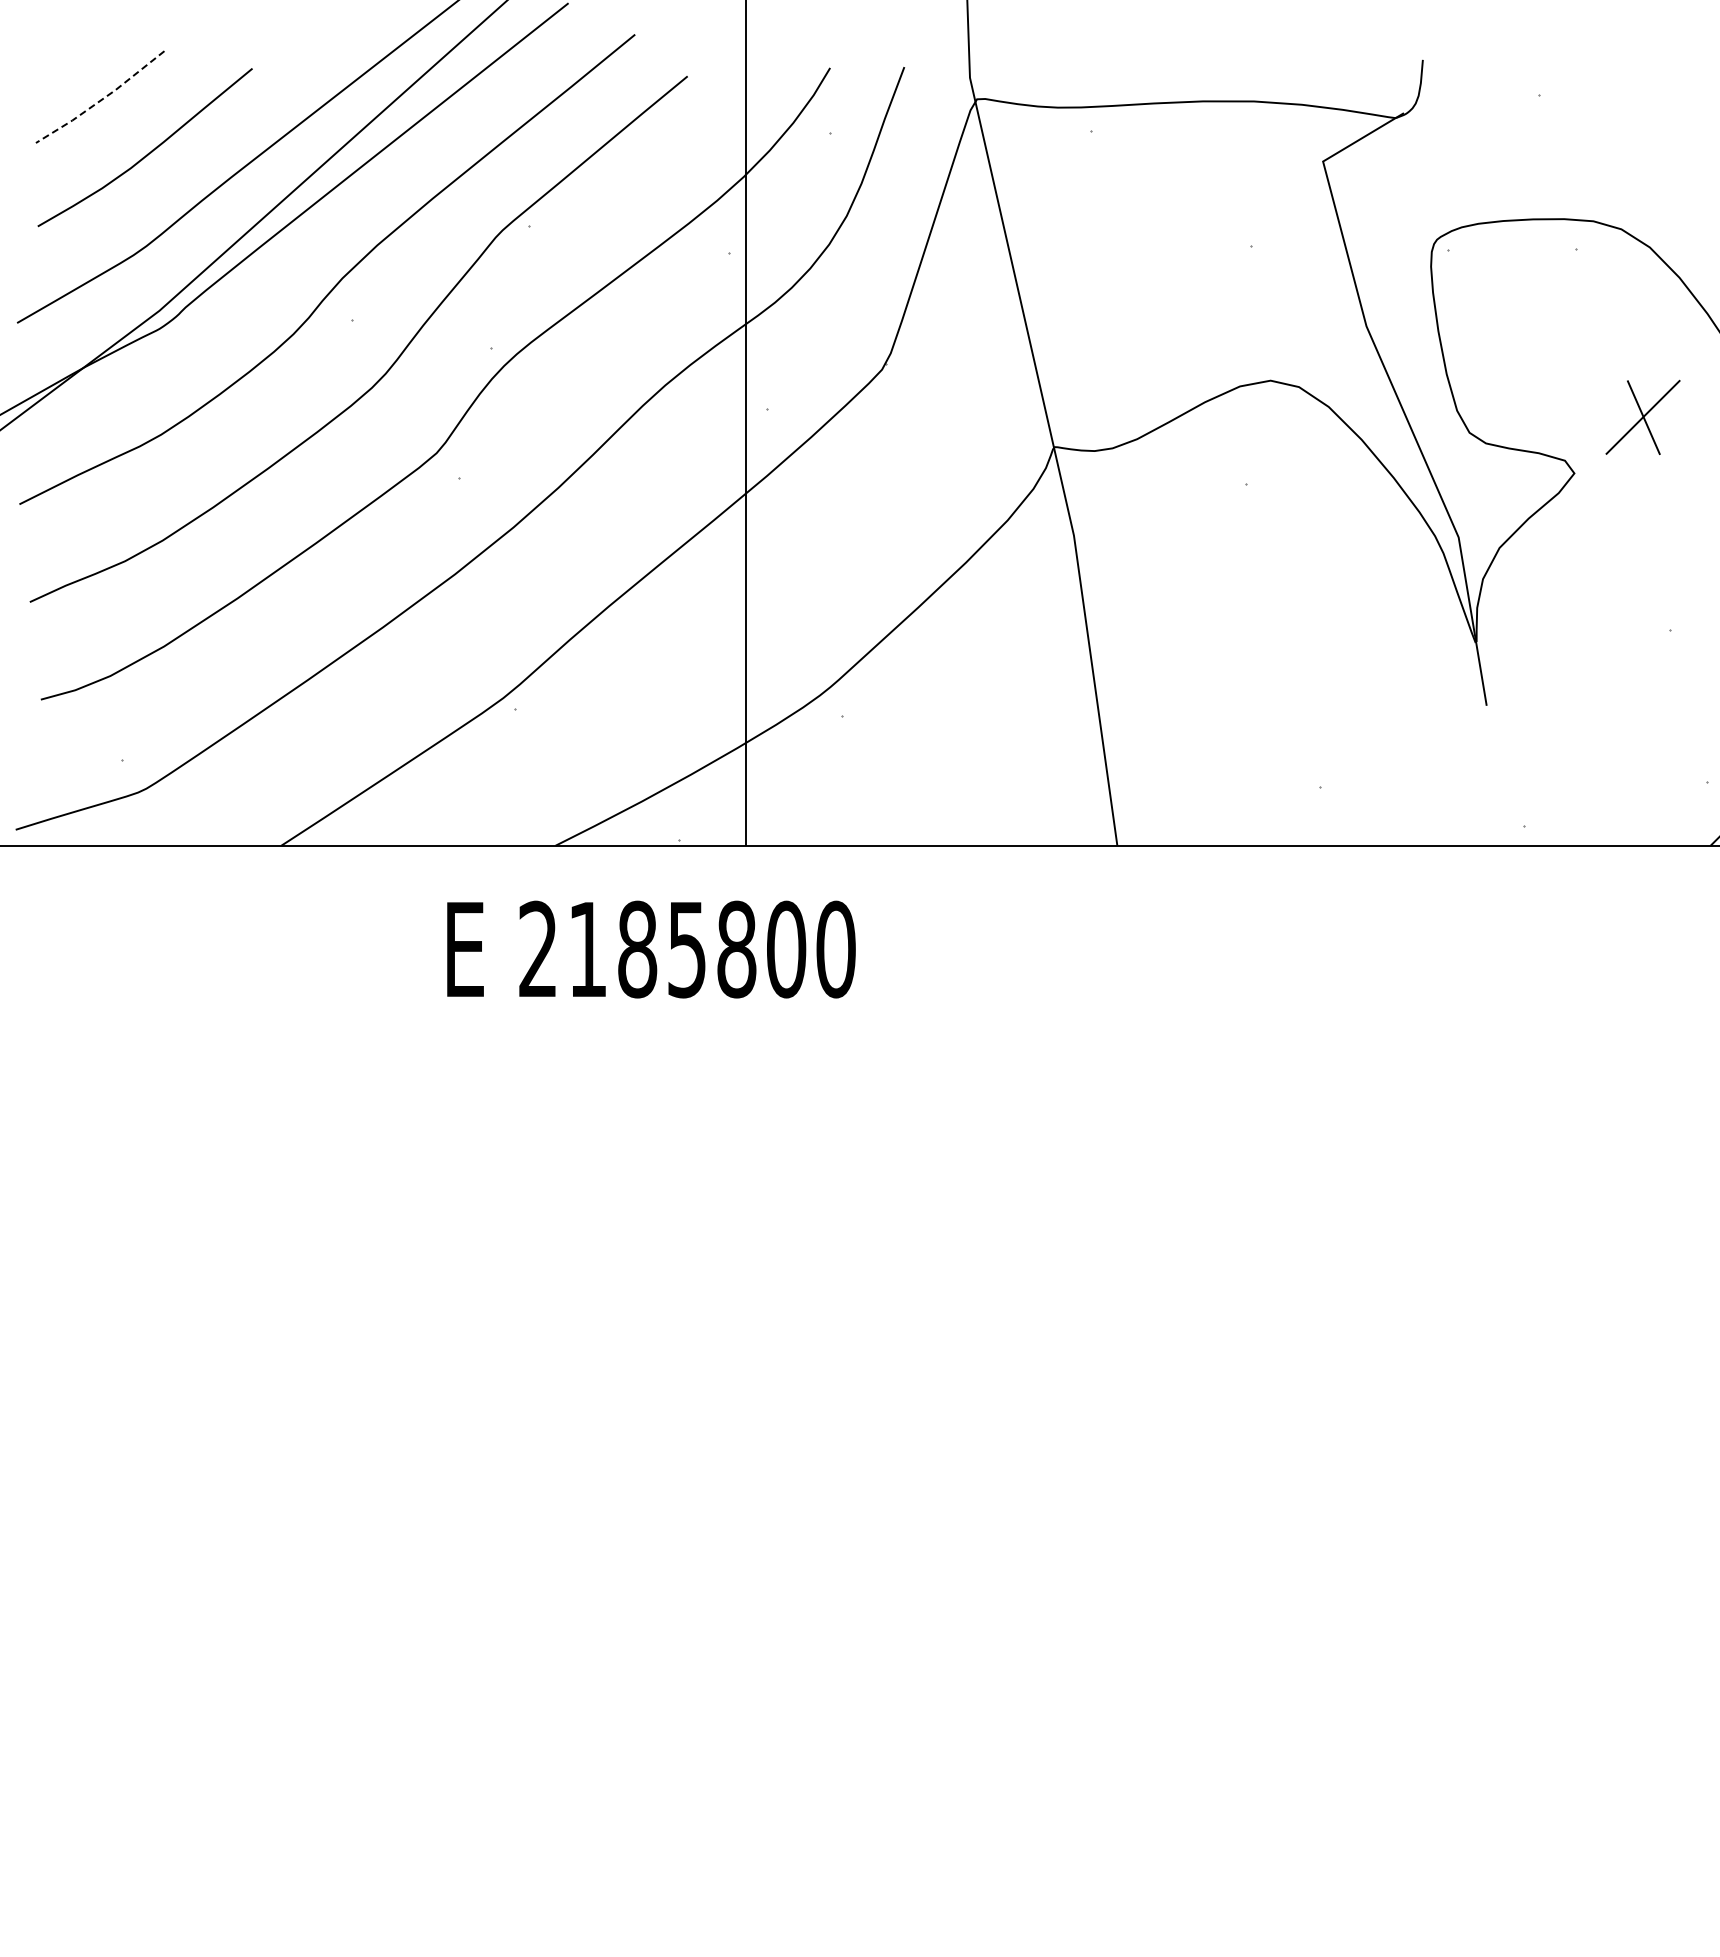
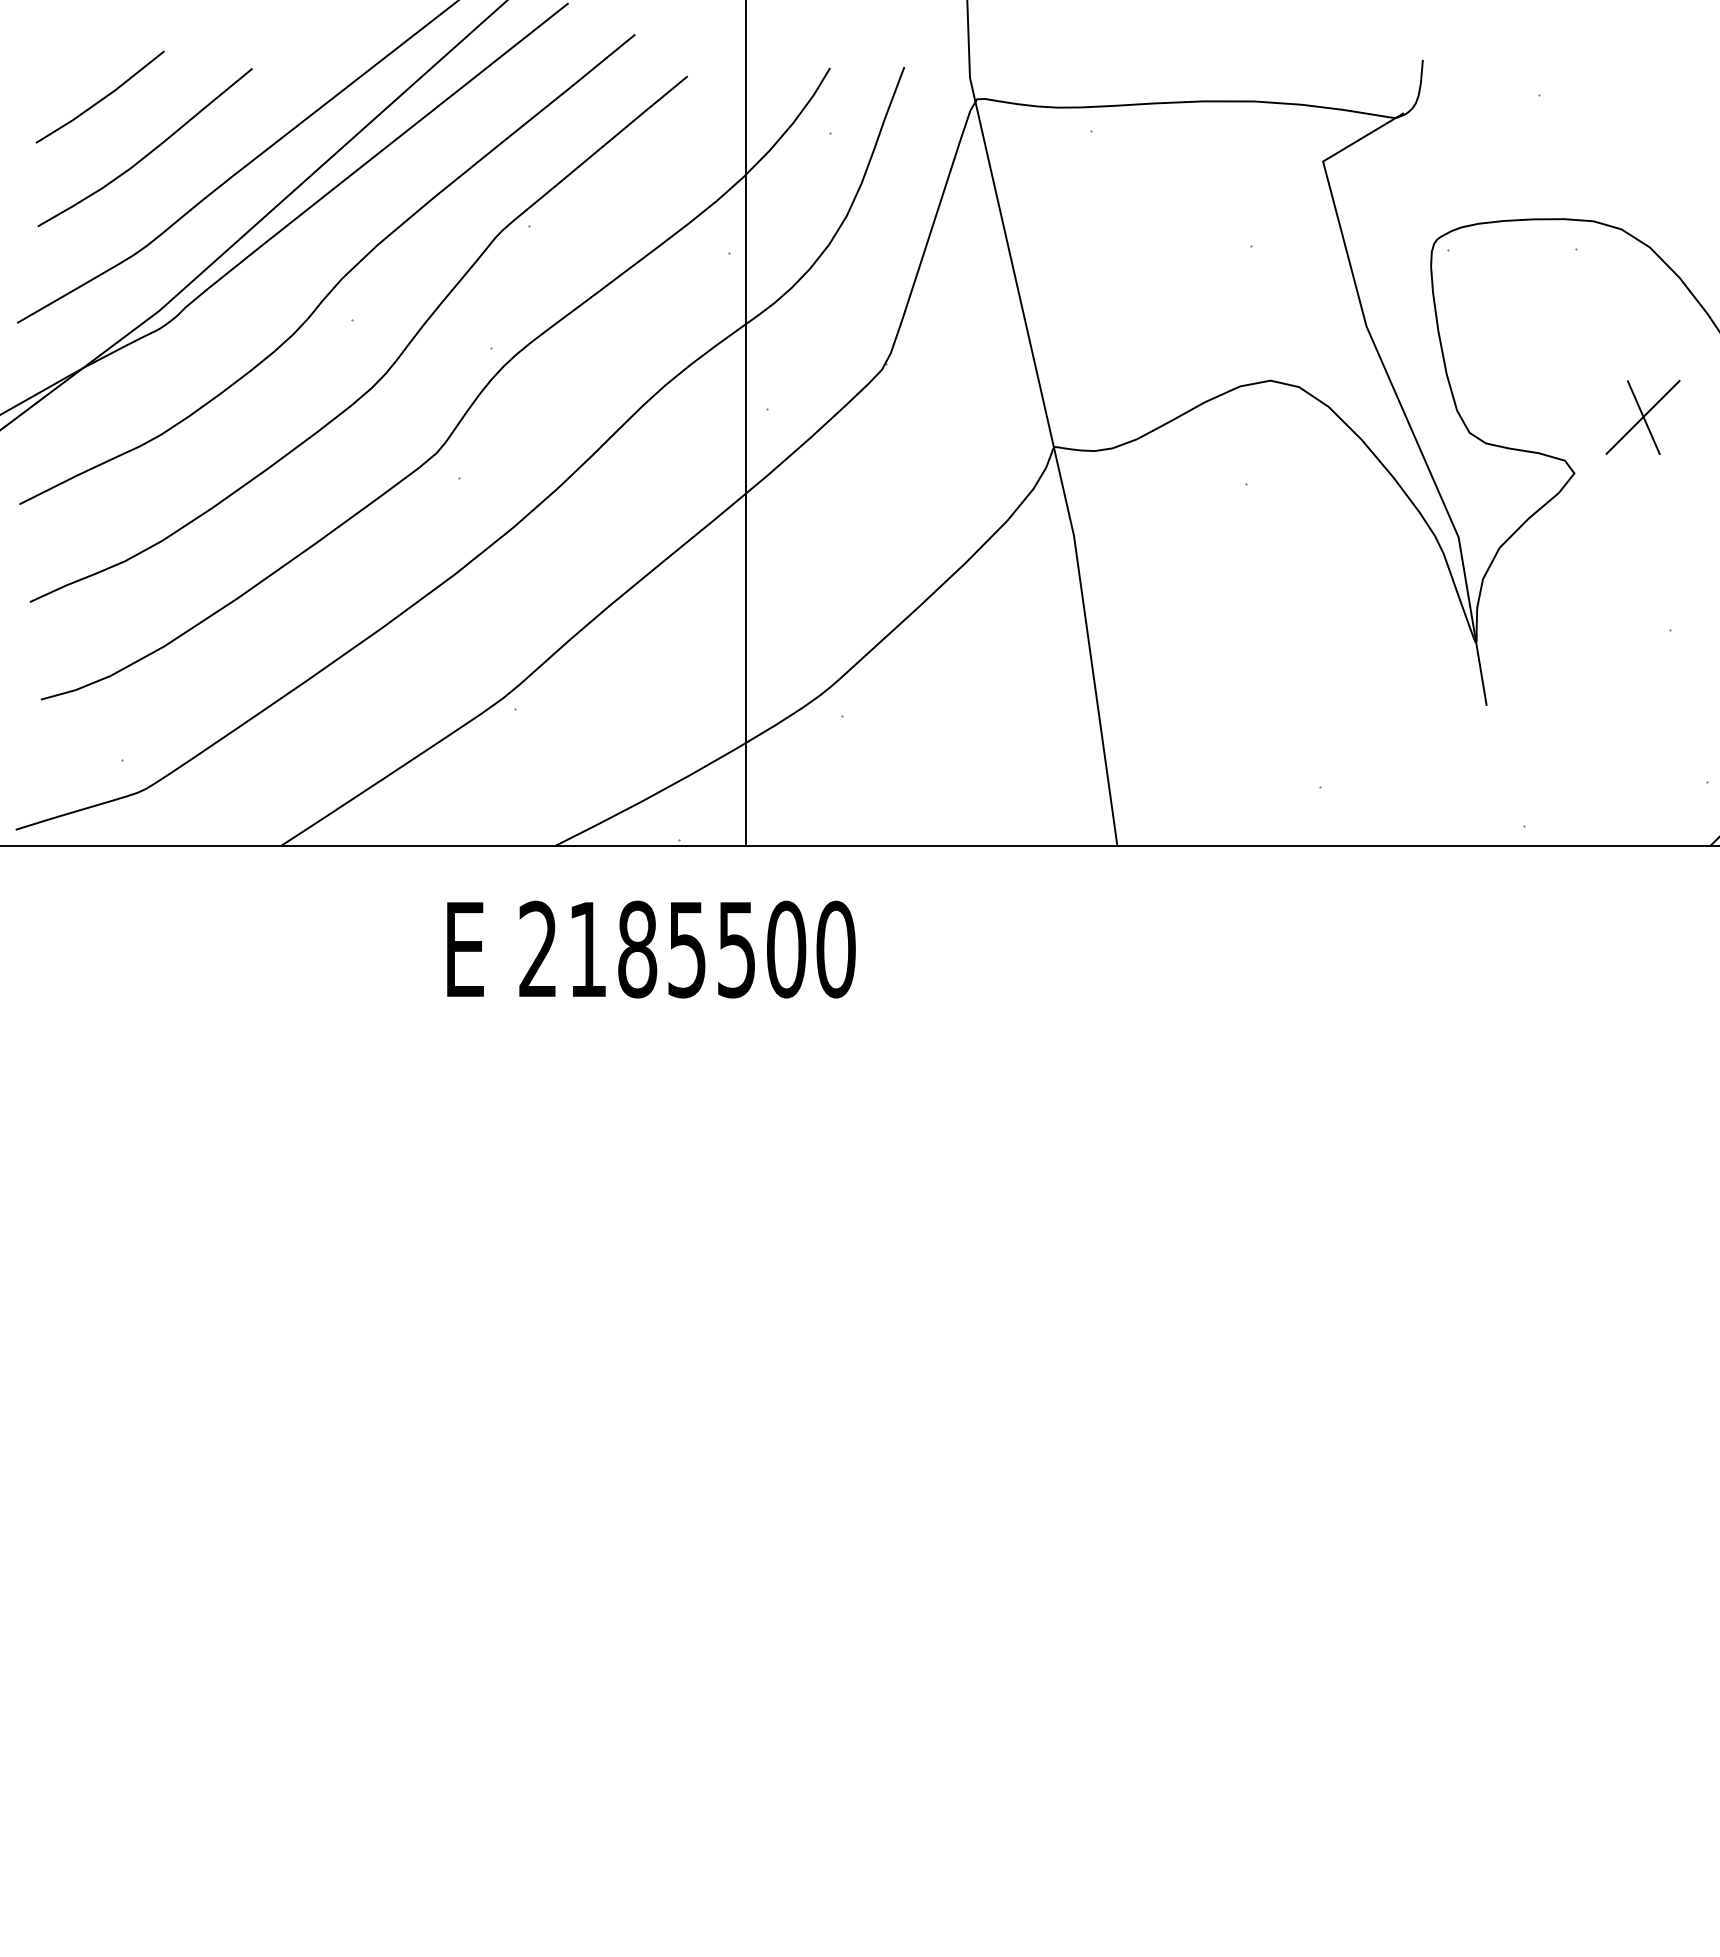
line: dashed -> solid (101, 100)
text: 2185800 -> 2185500 (736, 949)
